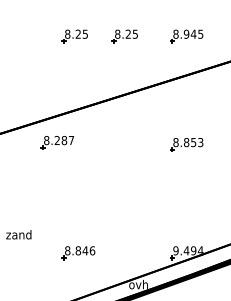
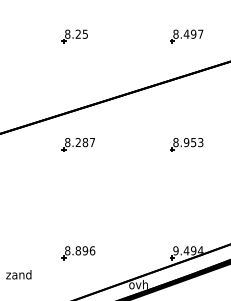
text: 8.945 -> 8.497 (193, 33)
part: present -> none (124, 36)
part position: (56, 142) -> (77, 144) (77, 144)
text: 8.853 -> 8.953 (186, 142)
text position: (18, 234) -> (18, 274) (18, 274)
text: 8.846 -> 8.896 (85, 250)
